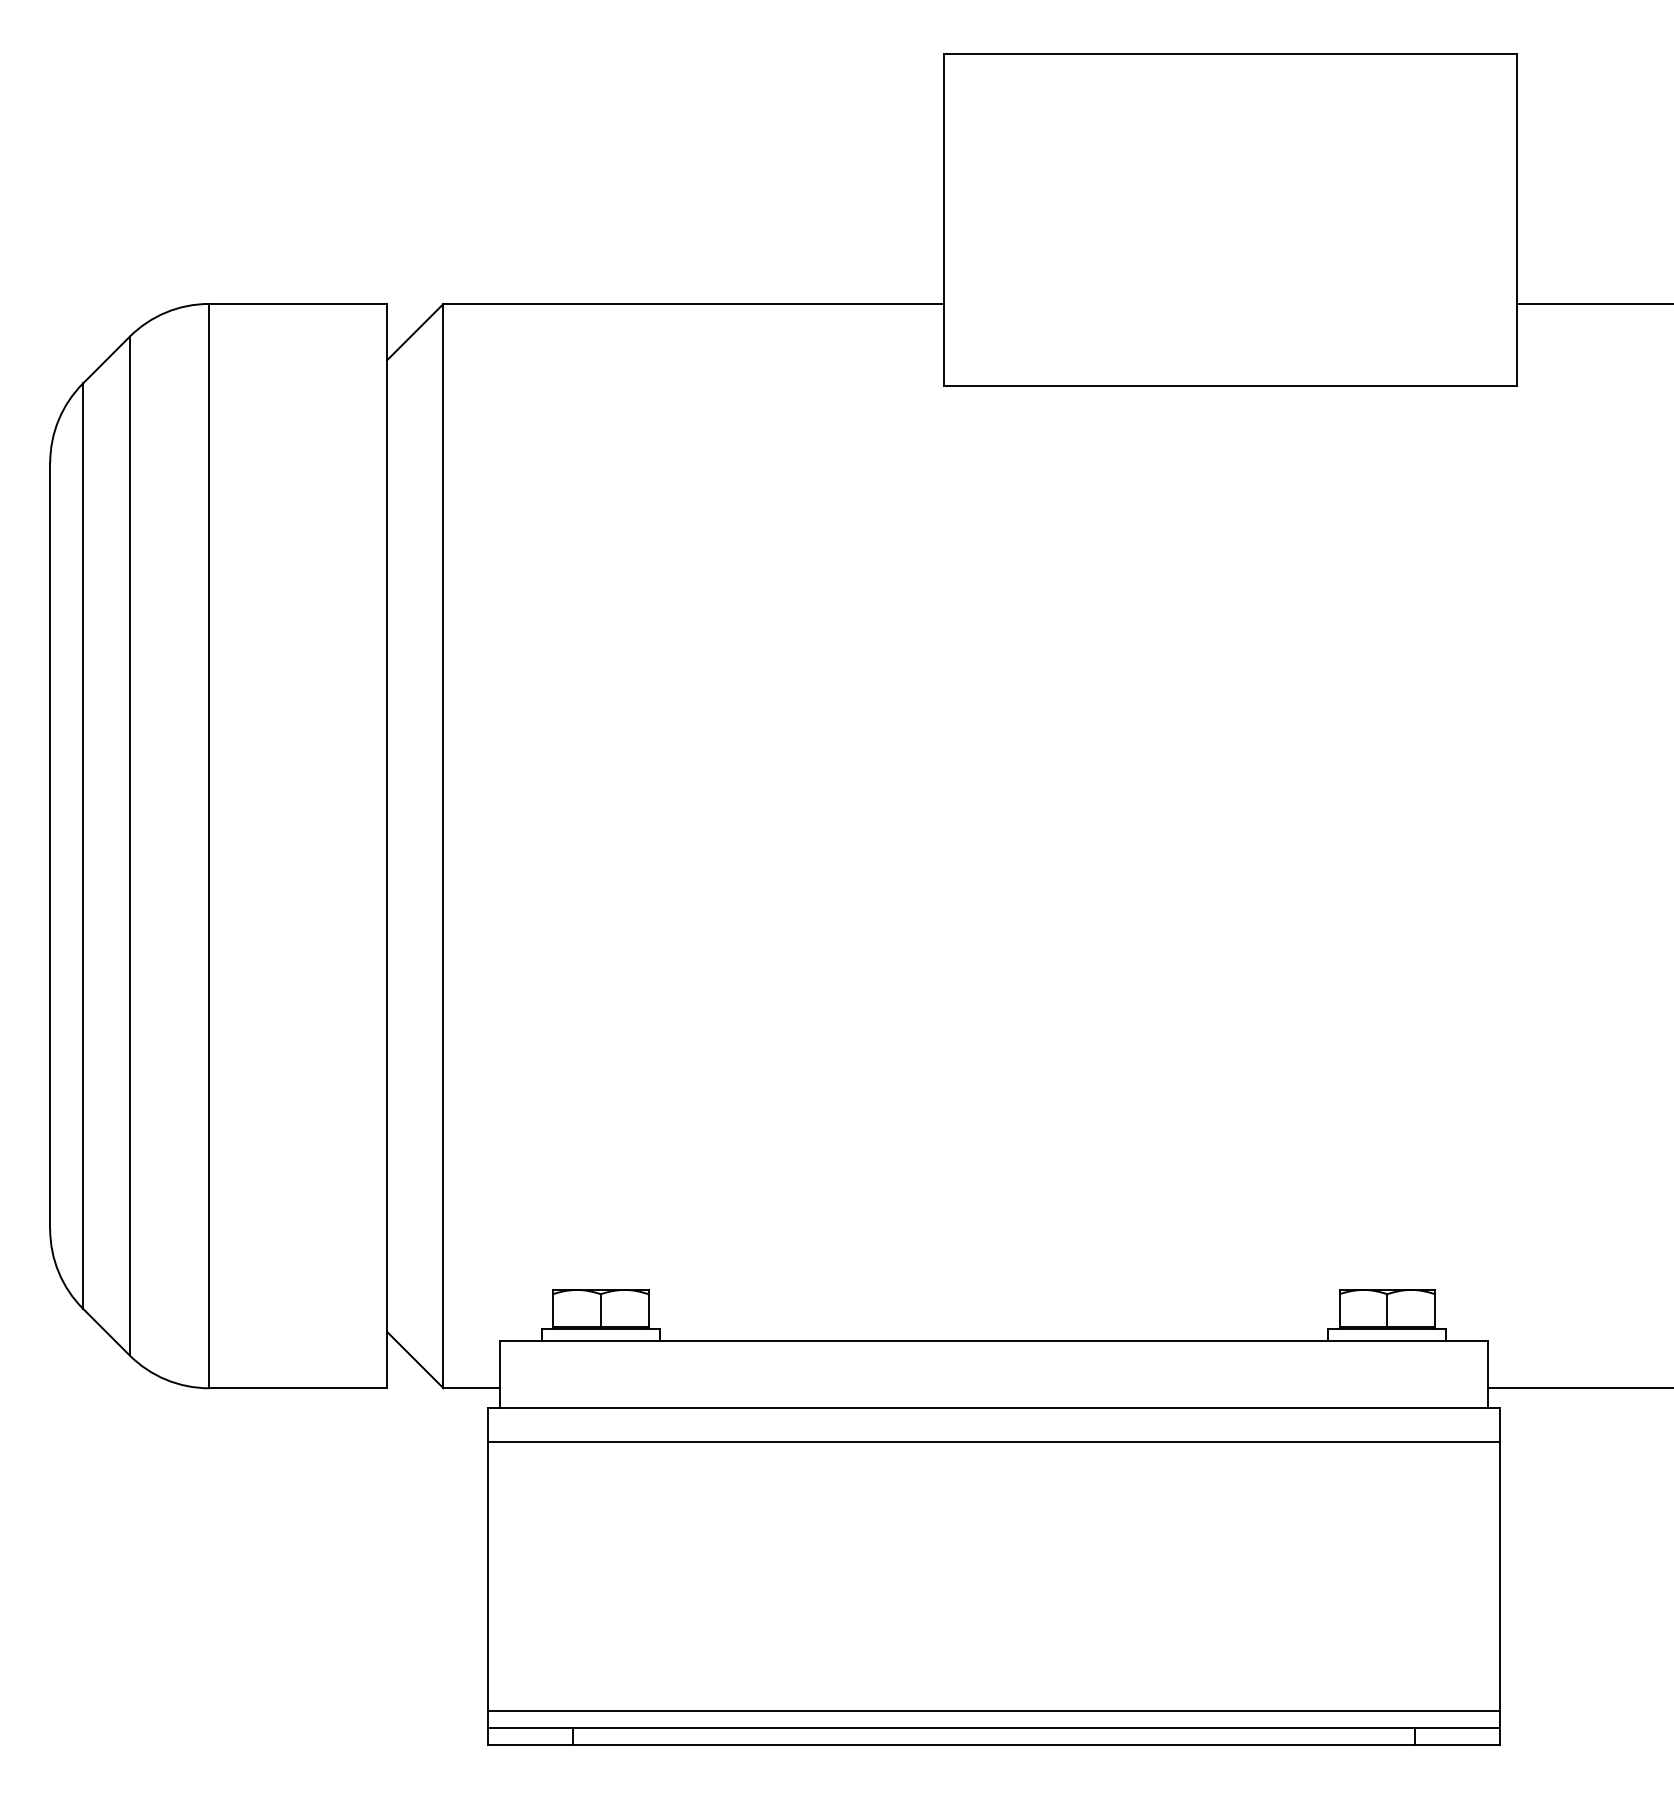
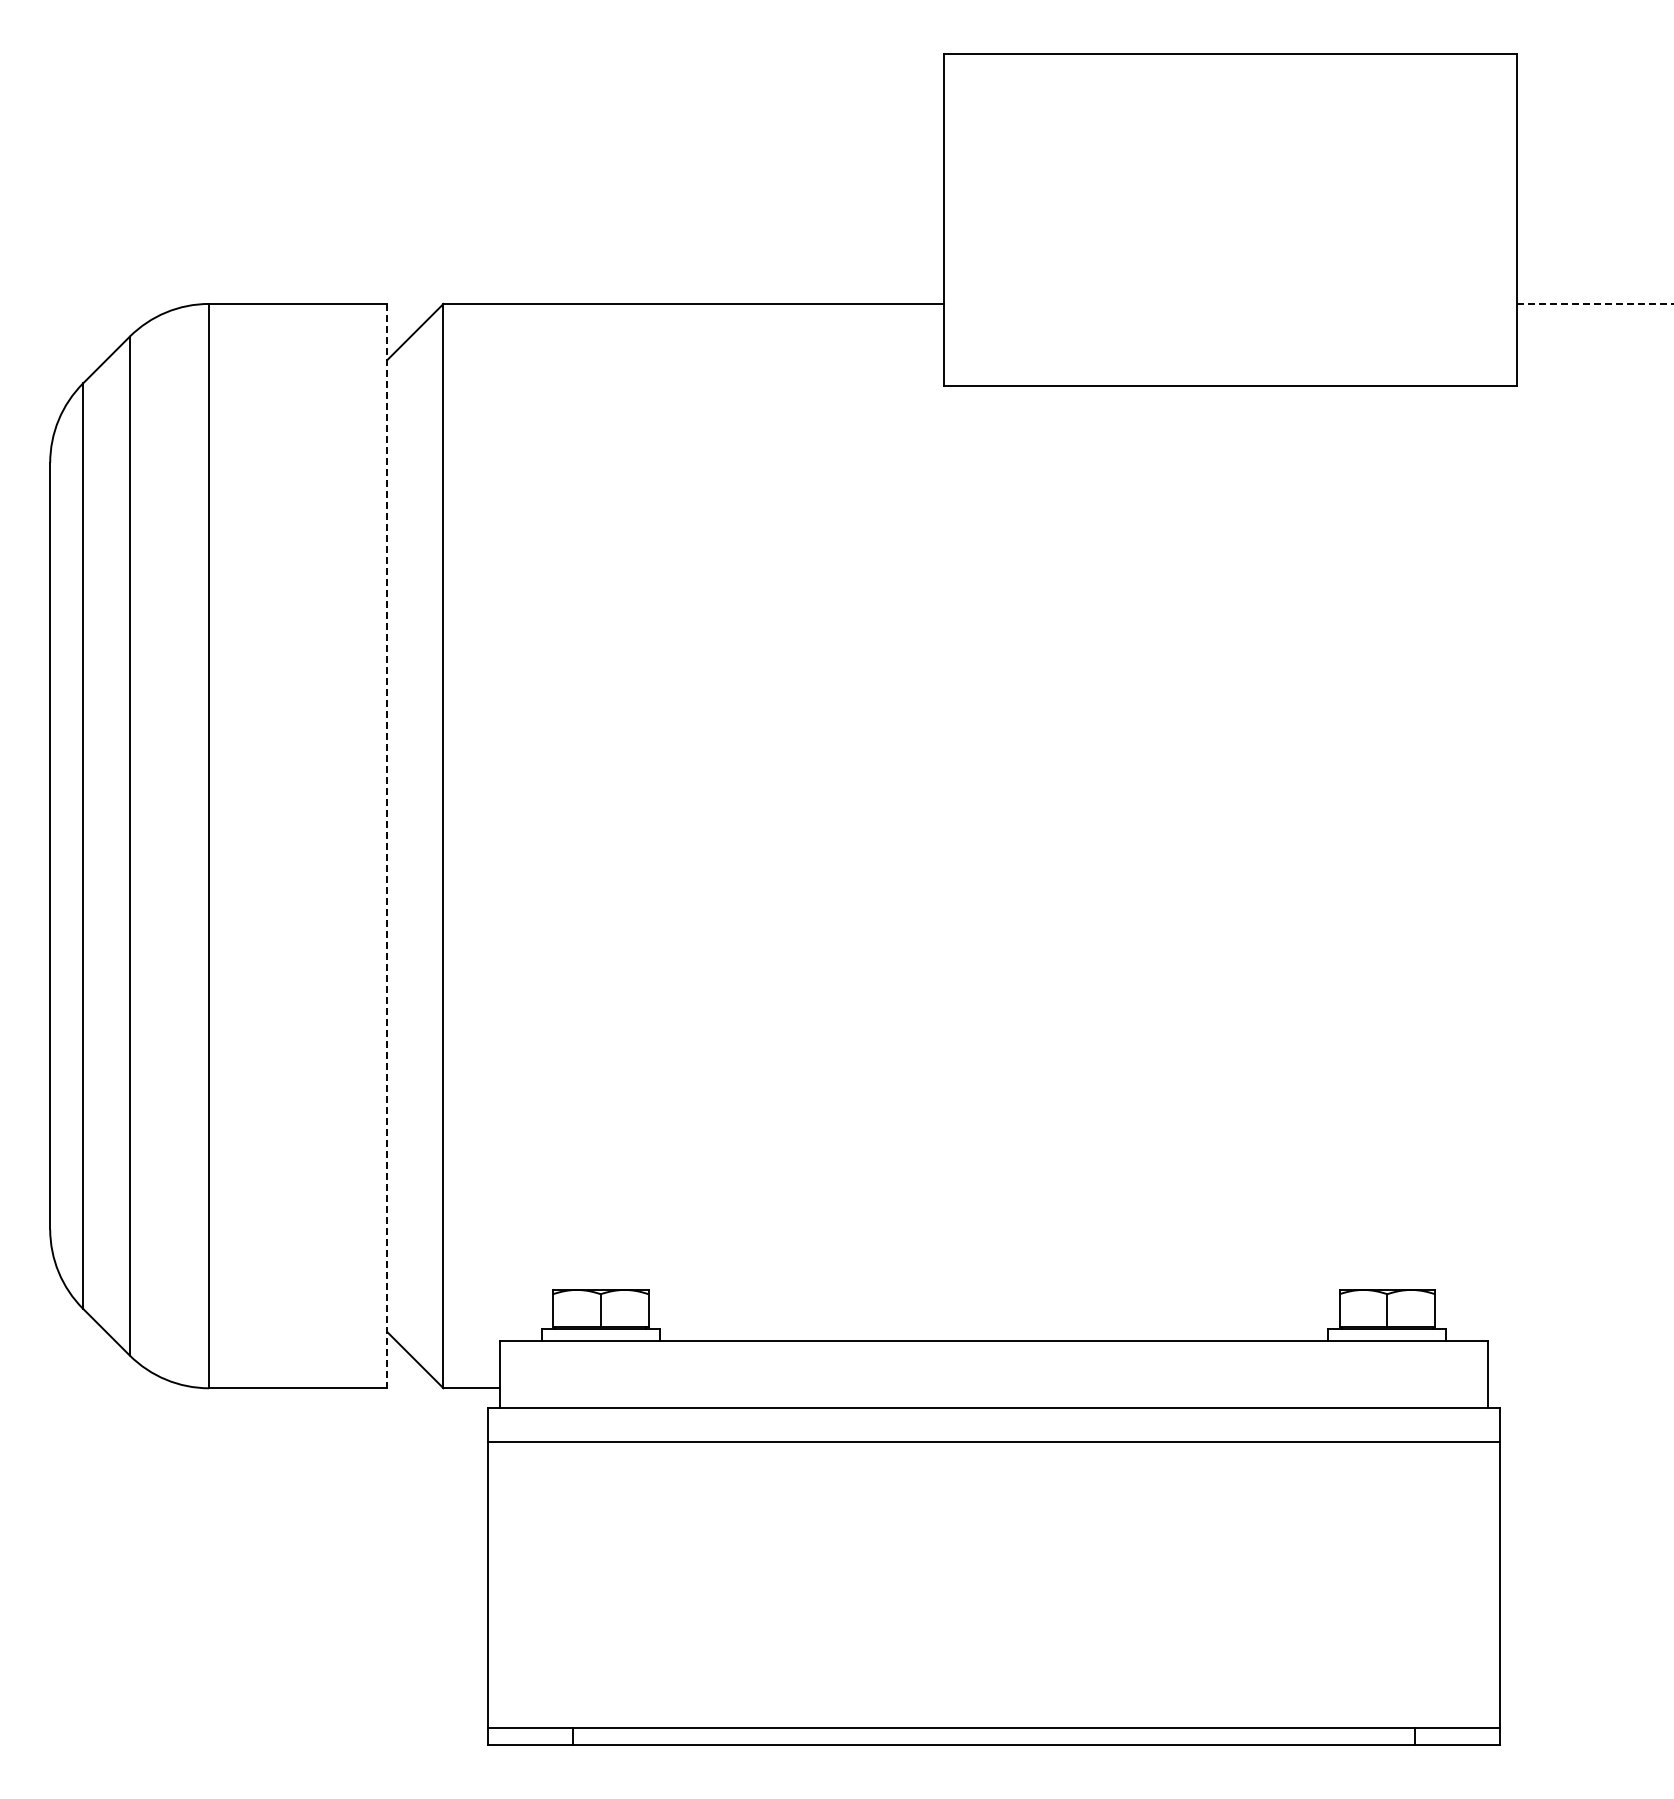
line: solid -> dashed (1595, 303)
line: solid -> dashed (387, 846)
line: present -> none (1579, 1388)
line: present -> none (993, 1711)
